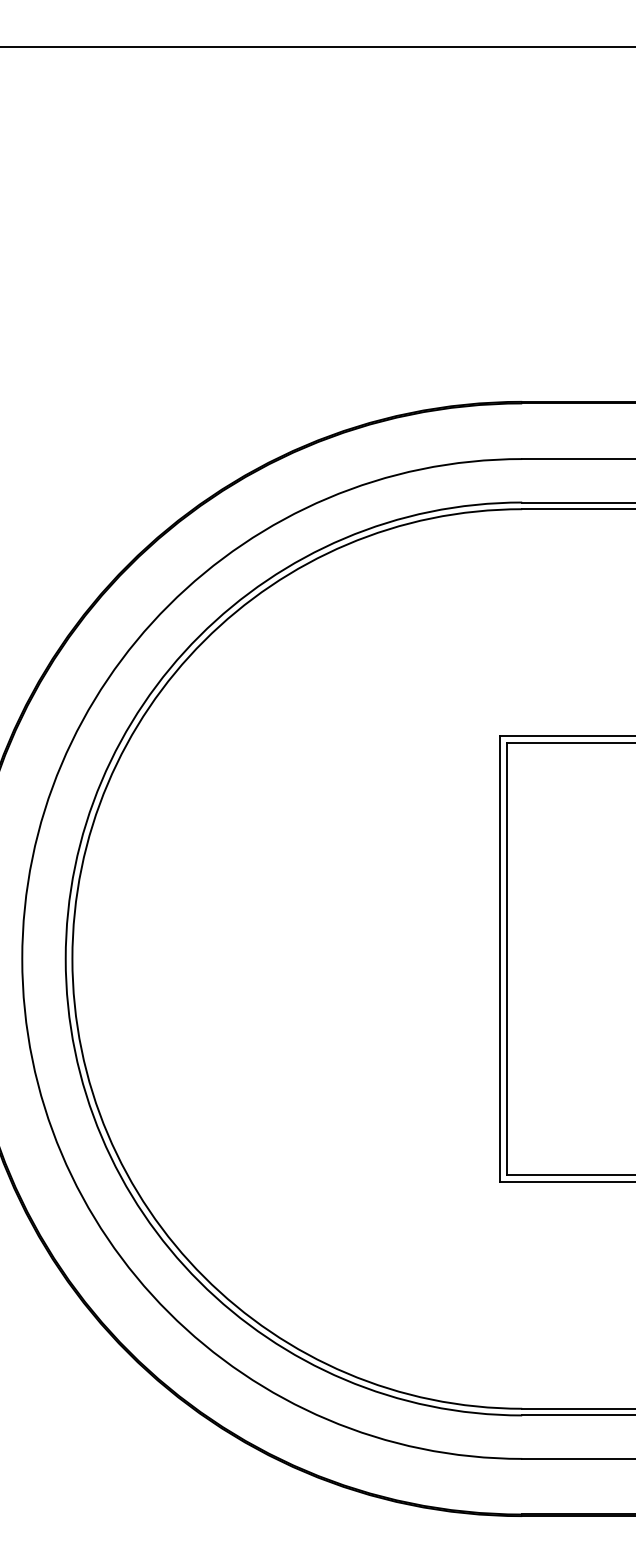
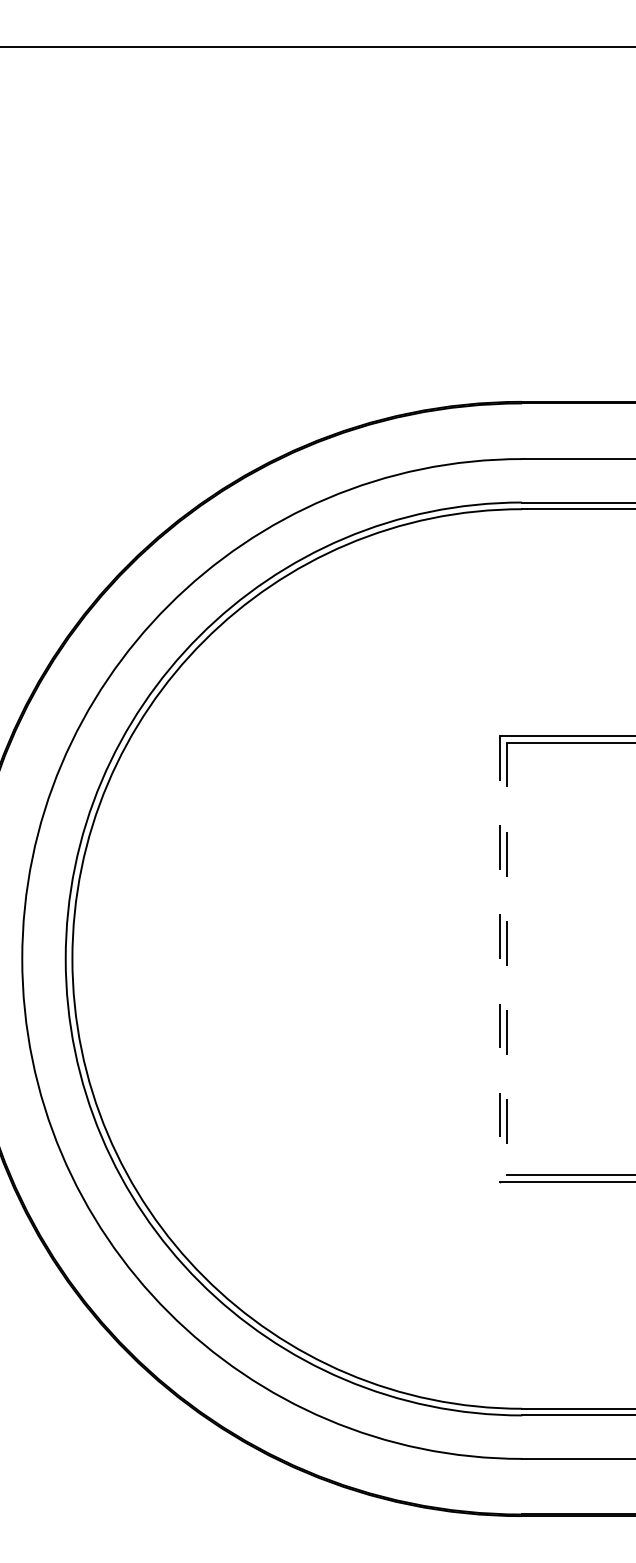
line: solid -> dashed (499, 958)
line: solid -> dashed (506, 959)
